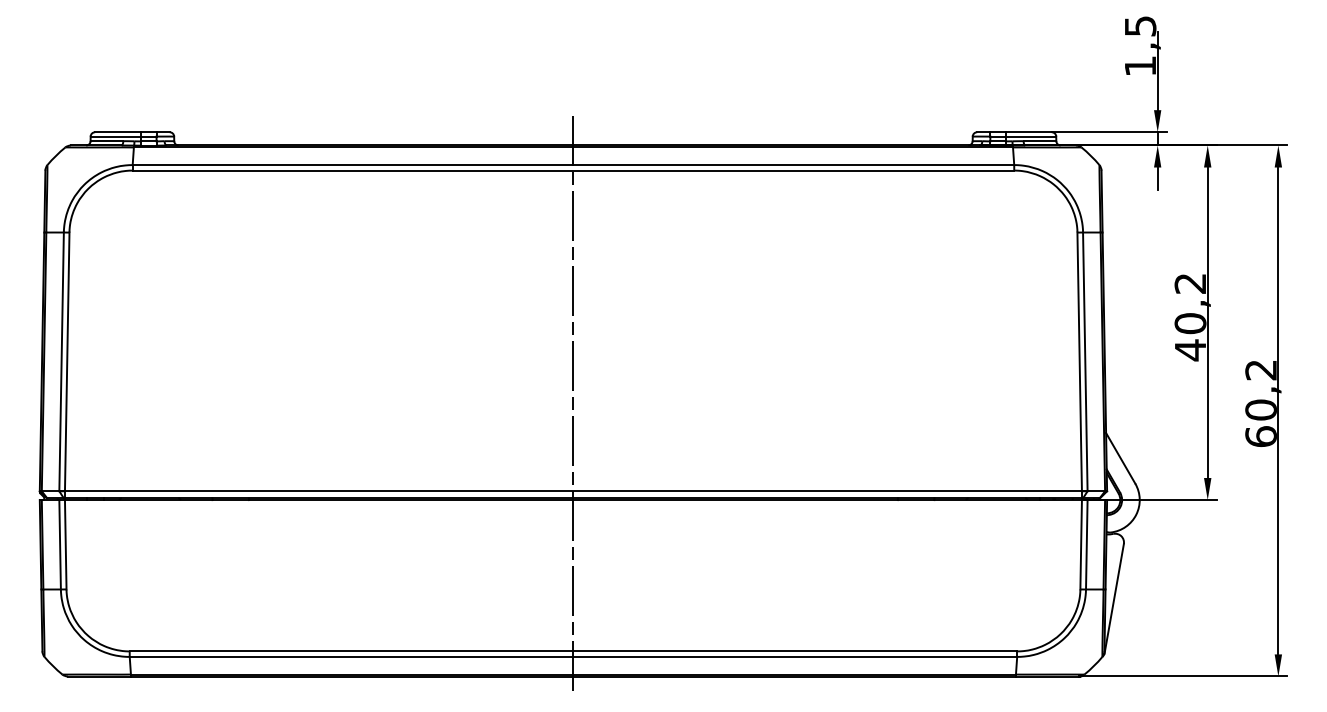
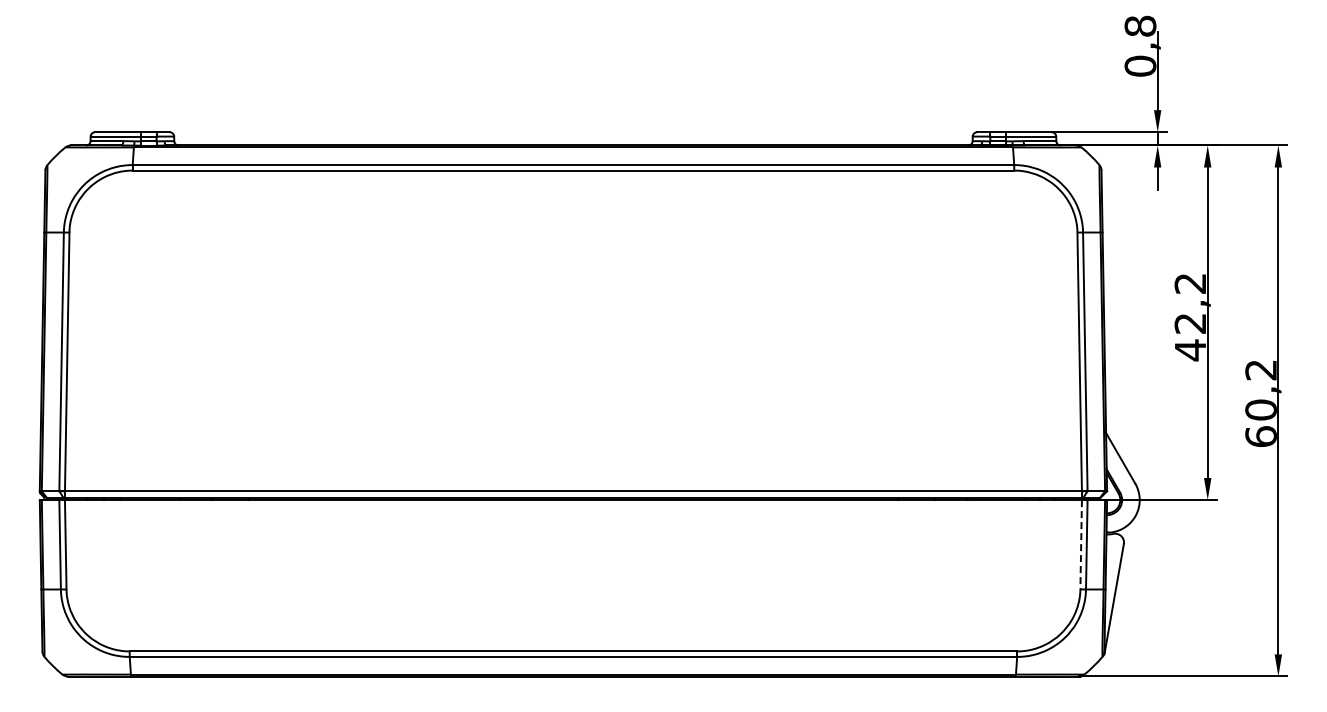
text: 1,5 -> 0,8 (1140, 45)
text: 40,2 -> 42,2 (1190, 323)
line: present -> none (573, 403)
line: solid -> dashed (1081, 544)
